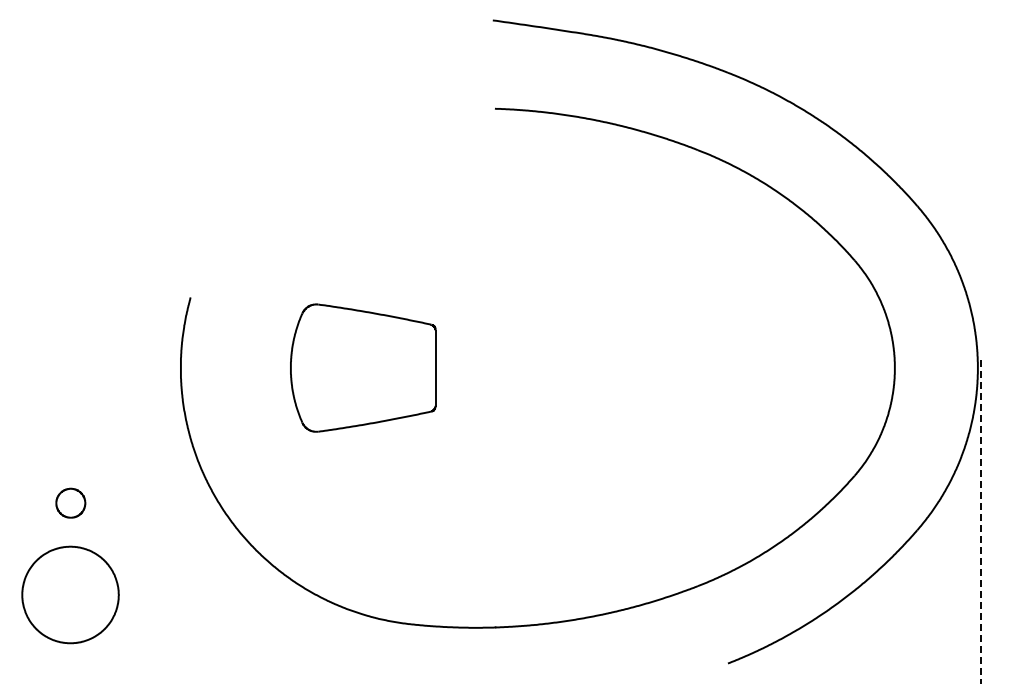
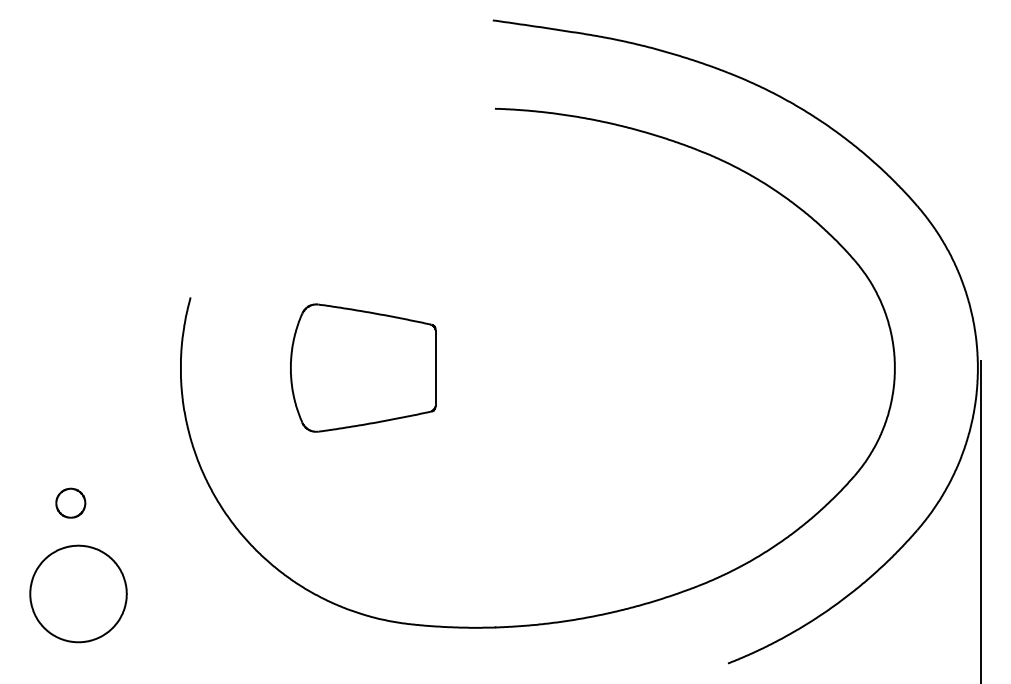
line: dashed -> solid (980, 521)
part position: (70, 594) -> (78, 593) (78, 593)
